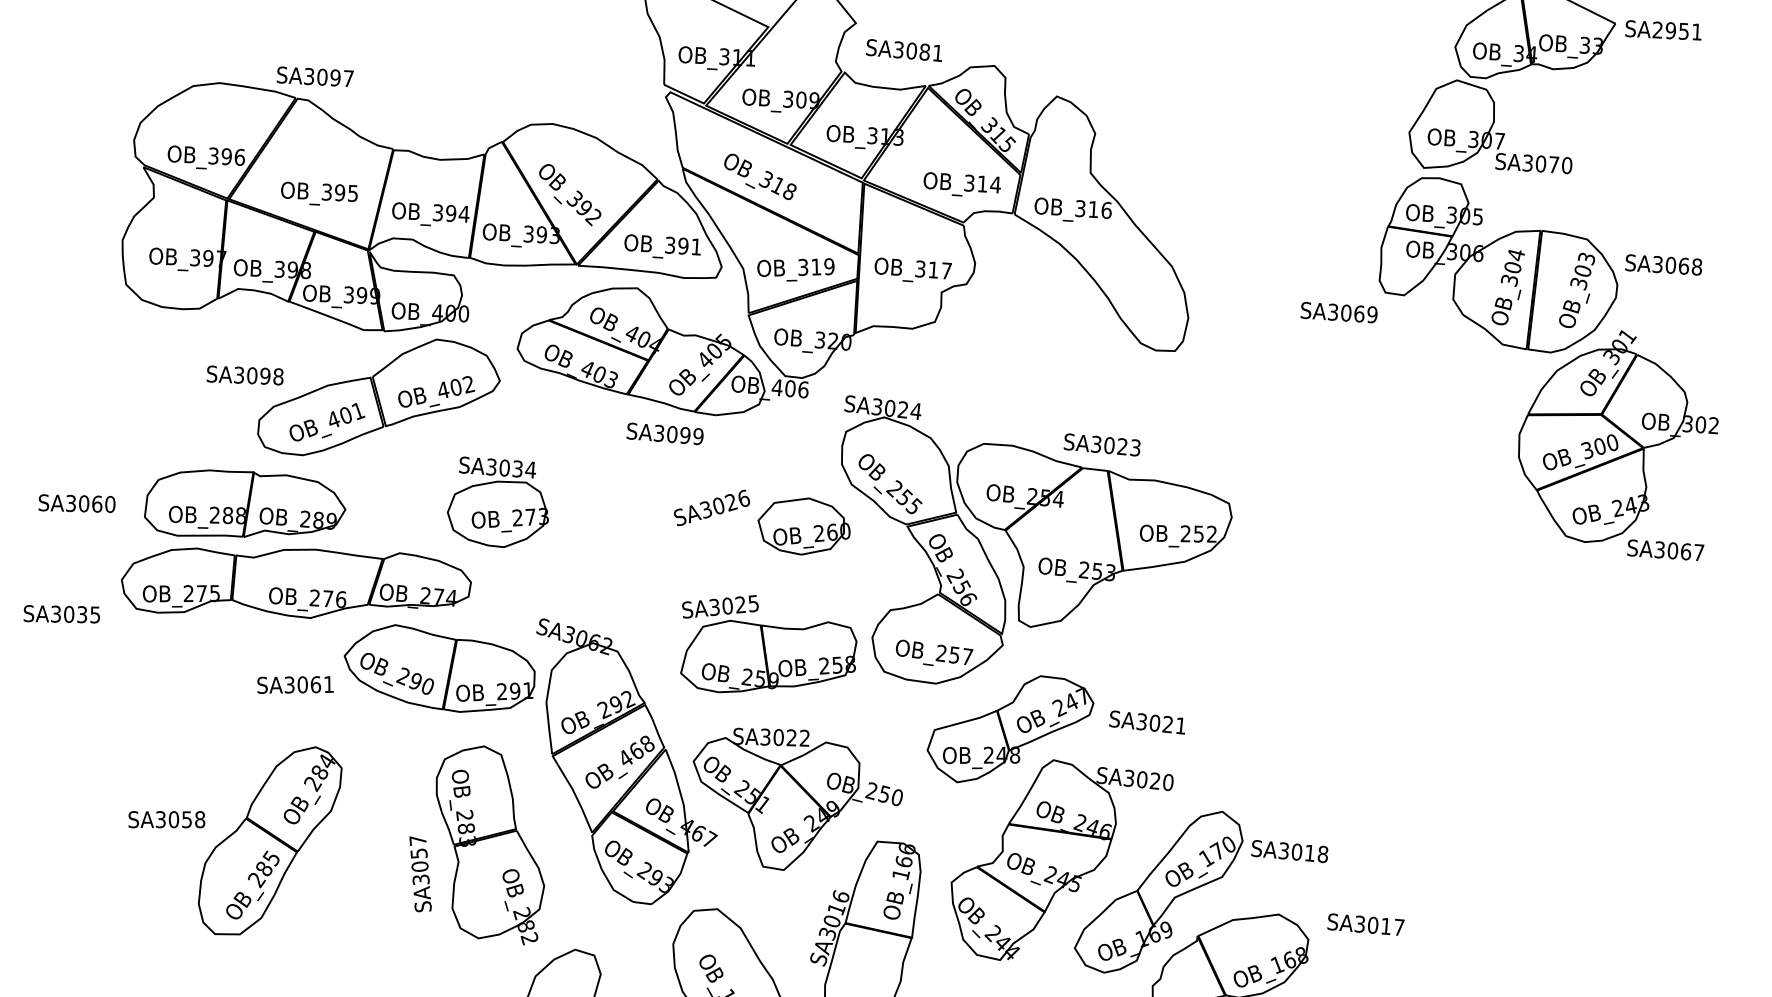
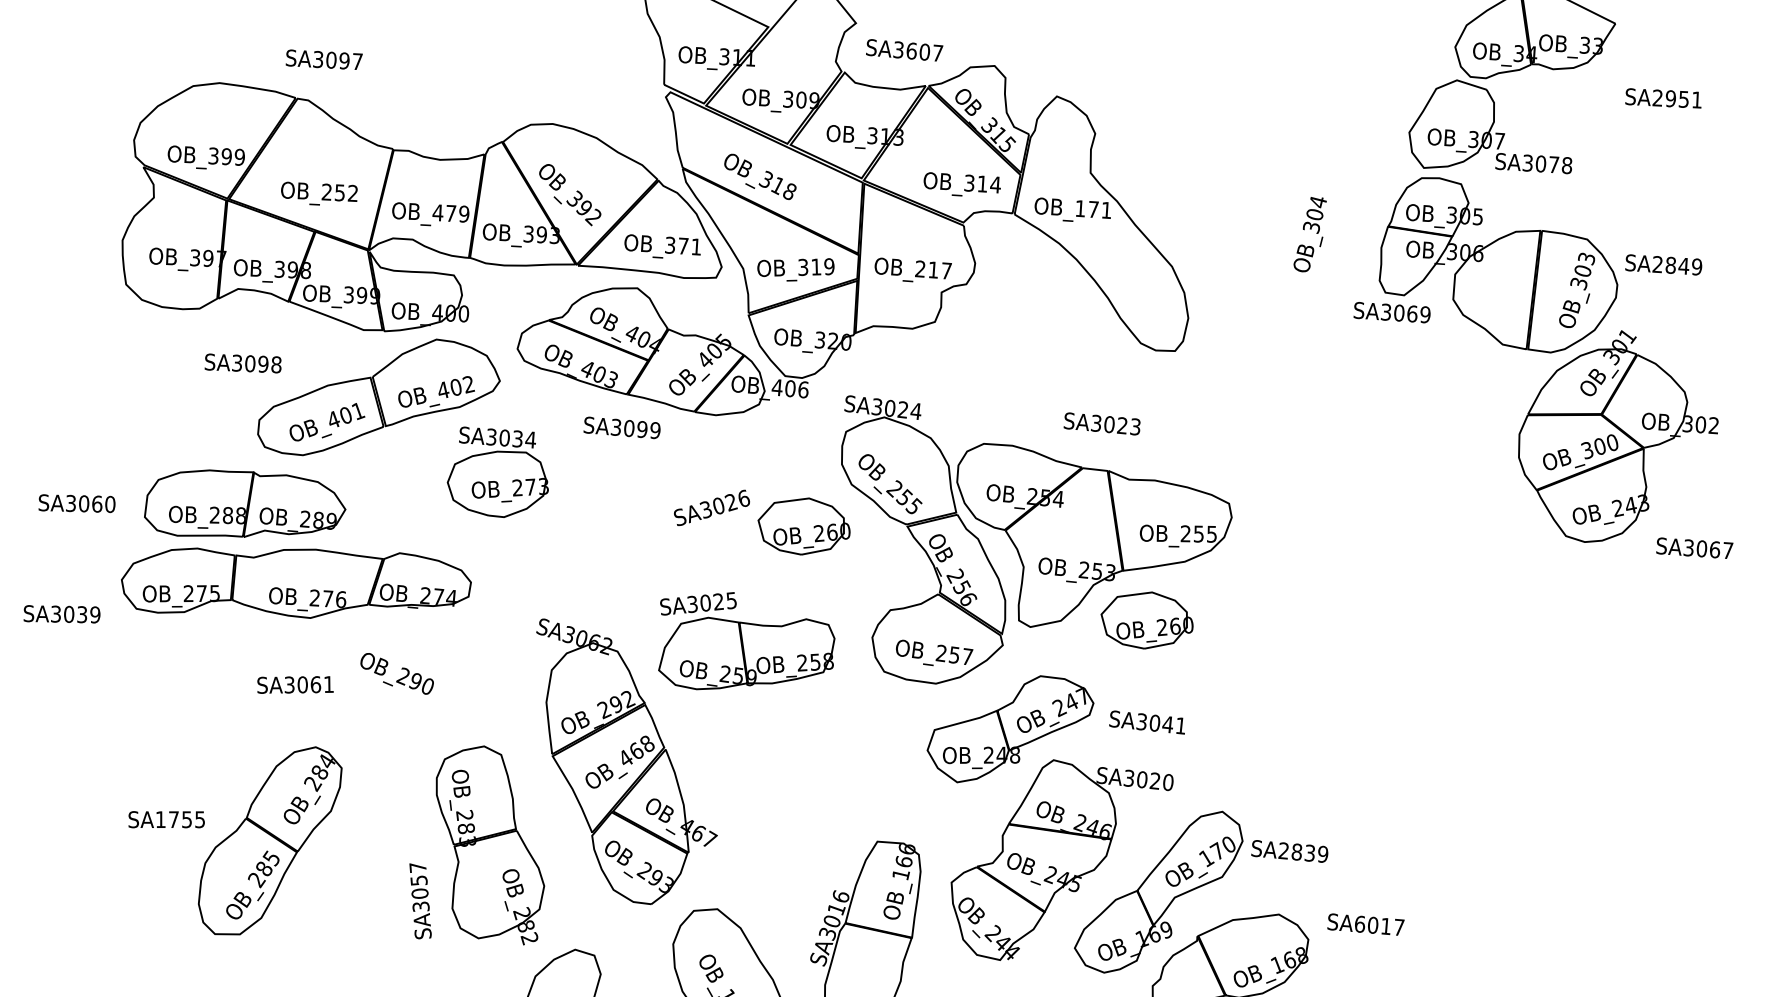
text position: (1663, 30) -> (1663, 98) (1663, 98)
text: SA3081 -> SA3607 (924, 51)
text position: (314, 76) -> (323, 59) (323, 59)
text: OB_396 -> OB_399 (239, 156)
text: SA3070 -> SA3078 (1566, 165)
text: OB_395 -> OB_252 (339, 193)
text: OB_316 -> OB_171 (1093, 209)
text: OB_394 -> OB_479 (450, 213)
text: OB_391 -> OB_371 (683, 245)
text: SA3068 -> SA2849 (1677, 265)
text: OB_317 -> OB_217 (920, 268)
text position: (1507, 287) -> (1309, 234) (1309, 234)
text position: (1338, 312) -> (1391, 312) (1391, 312)
text position: (244, 375) -> (242, 363) (242, 363)
text position: (664, 433) -> (621, 427) (621, 427)
text position: (1101, 444) -> (1101, 423) (1101, 423)
part position: (497, 501) -> (497, 471) (497, 471)
text: OB_252 -> OB_255 (1211, 533)
text position: (1665, 549) -> (1694, 547) (1694, 547)
text: SA3035 -> SA3039 (95, 614)
part: none -> present (1146, 620)
part position: (768, 644) -> (746, 641) (746, 641)
part: present -> none (439, 668)
text: SA3021 -> SA3041 (1167, 724)
part: present -> none (797, 798)
text: SA3058 -> SA1755 (180, 819)
text: SA3018 -> SA2839 (1303, 852)
text position: (420, 874) -> (420, 901) (420, 901)
text: SA3017 -> SA6017 (1359, 923)
